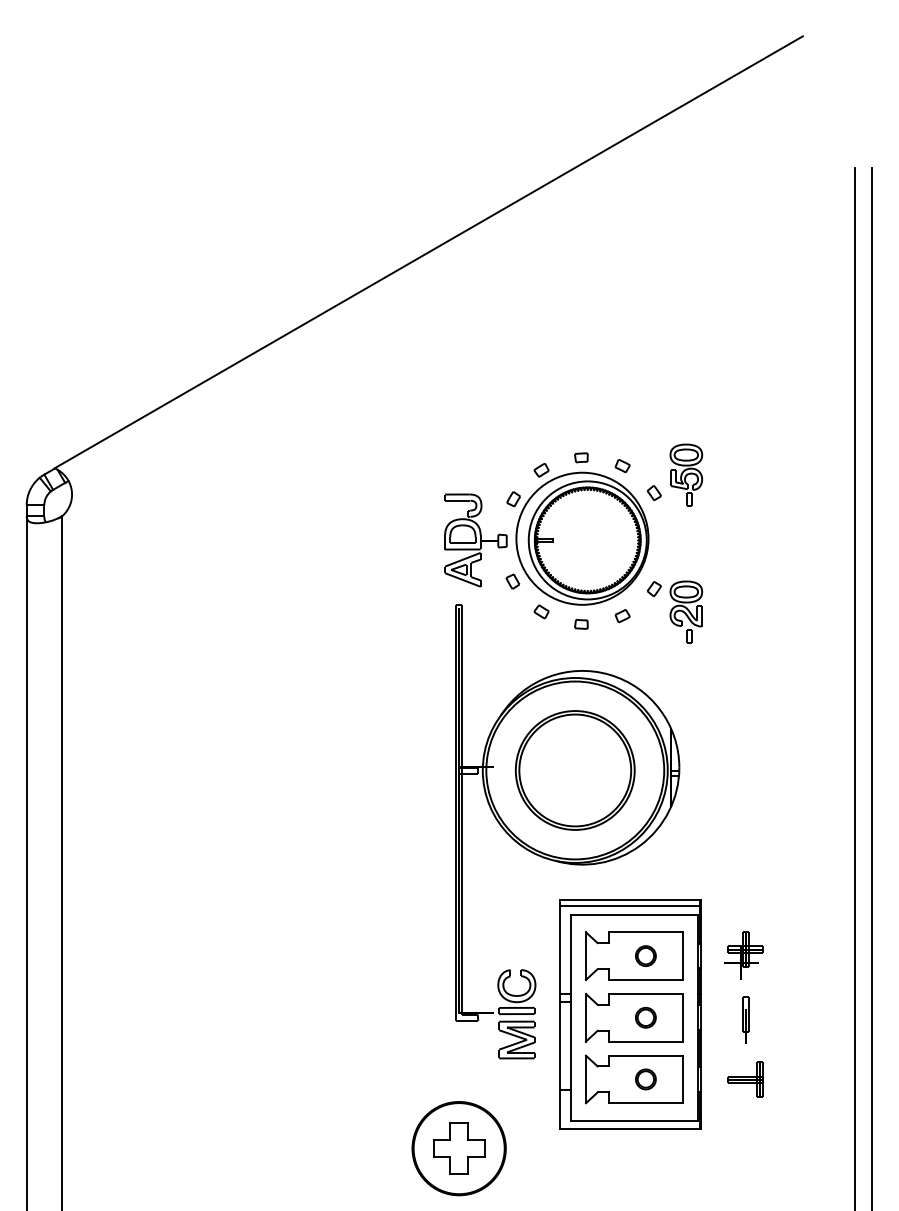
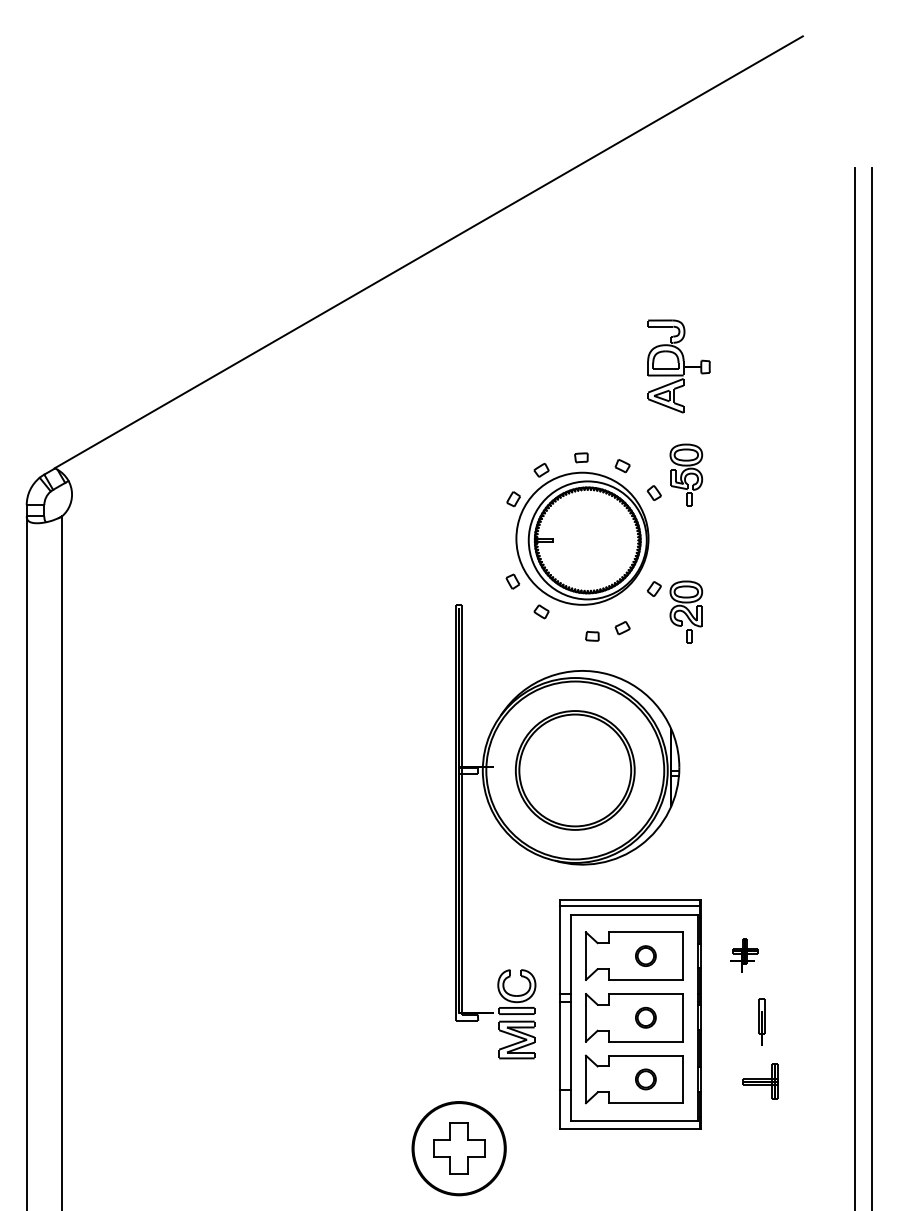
part position: (475, 540) -> (678, 366) (678, 366)
part position: (622, 616) -> (622, 628) (622, 628)
part position: (581, 623) -> (592, 635) (592, 635)
part size: 40x49 px -> 29x35 px (744, 955)
part position: (745, 1019) -> (761, 1021) (761, 1021)
part position: (745, 1079) -> (760, 1081) (760, 1081)
